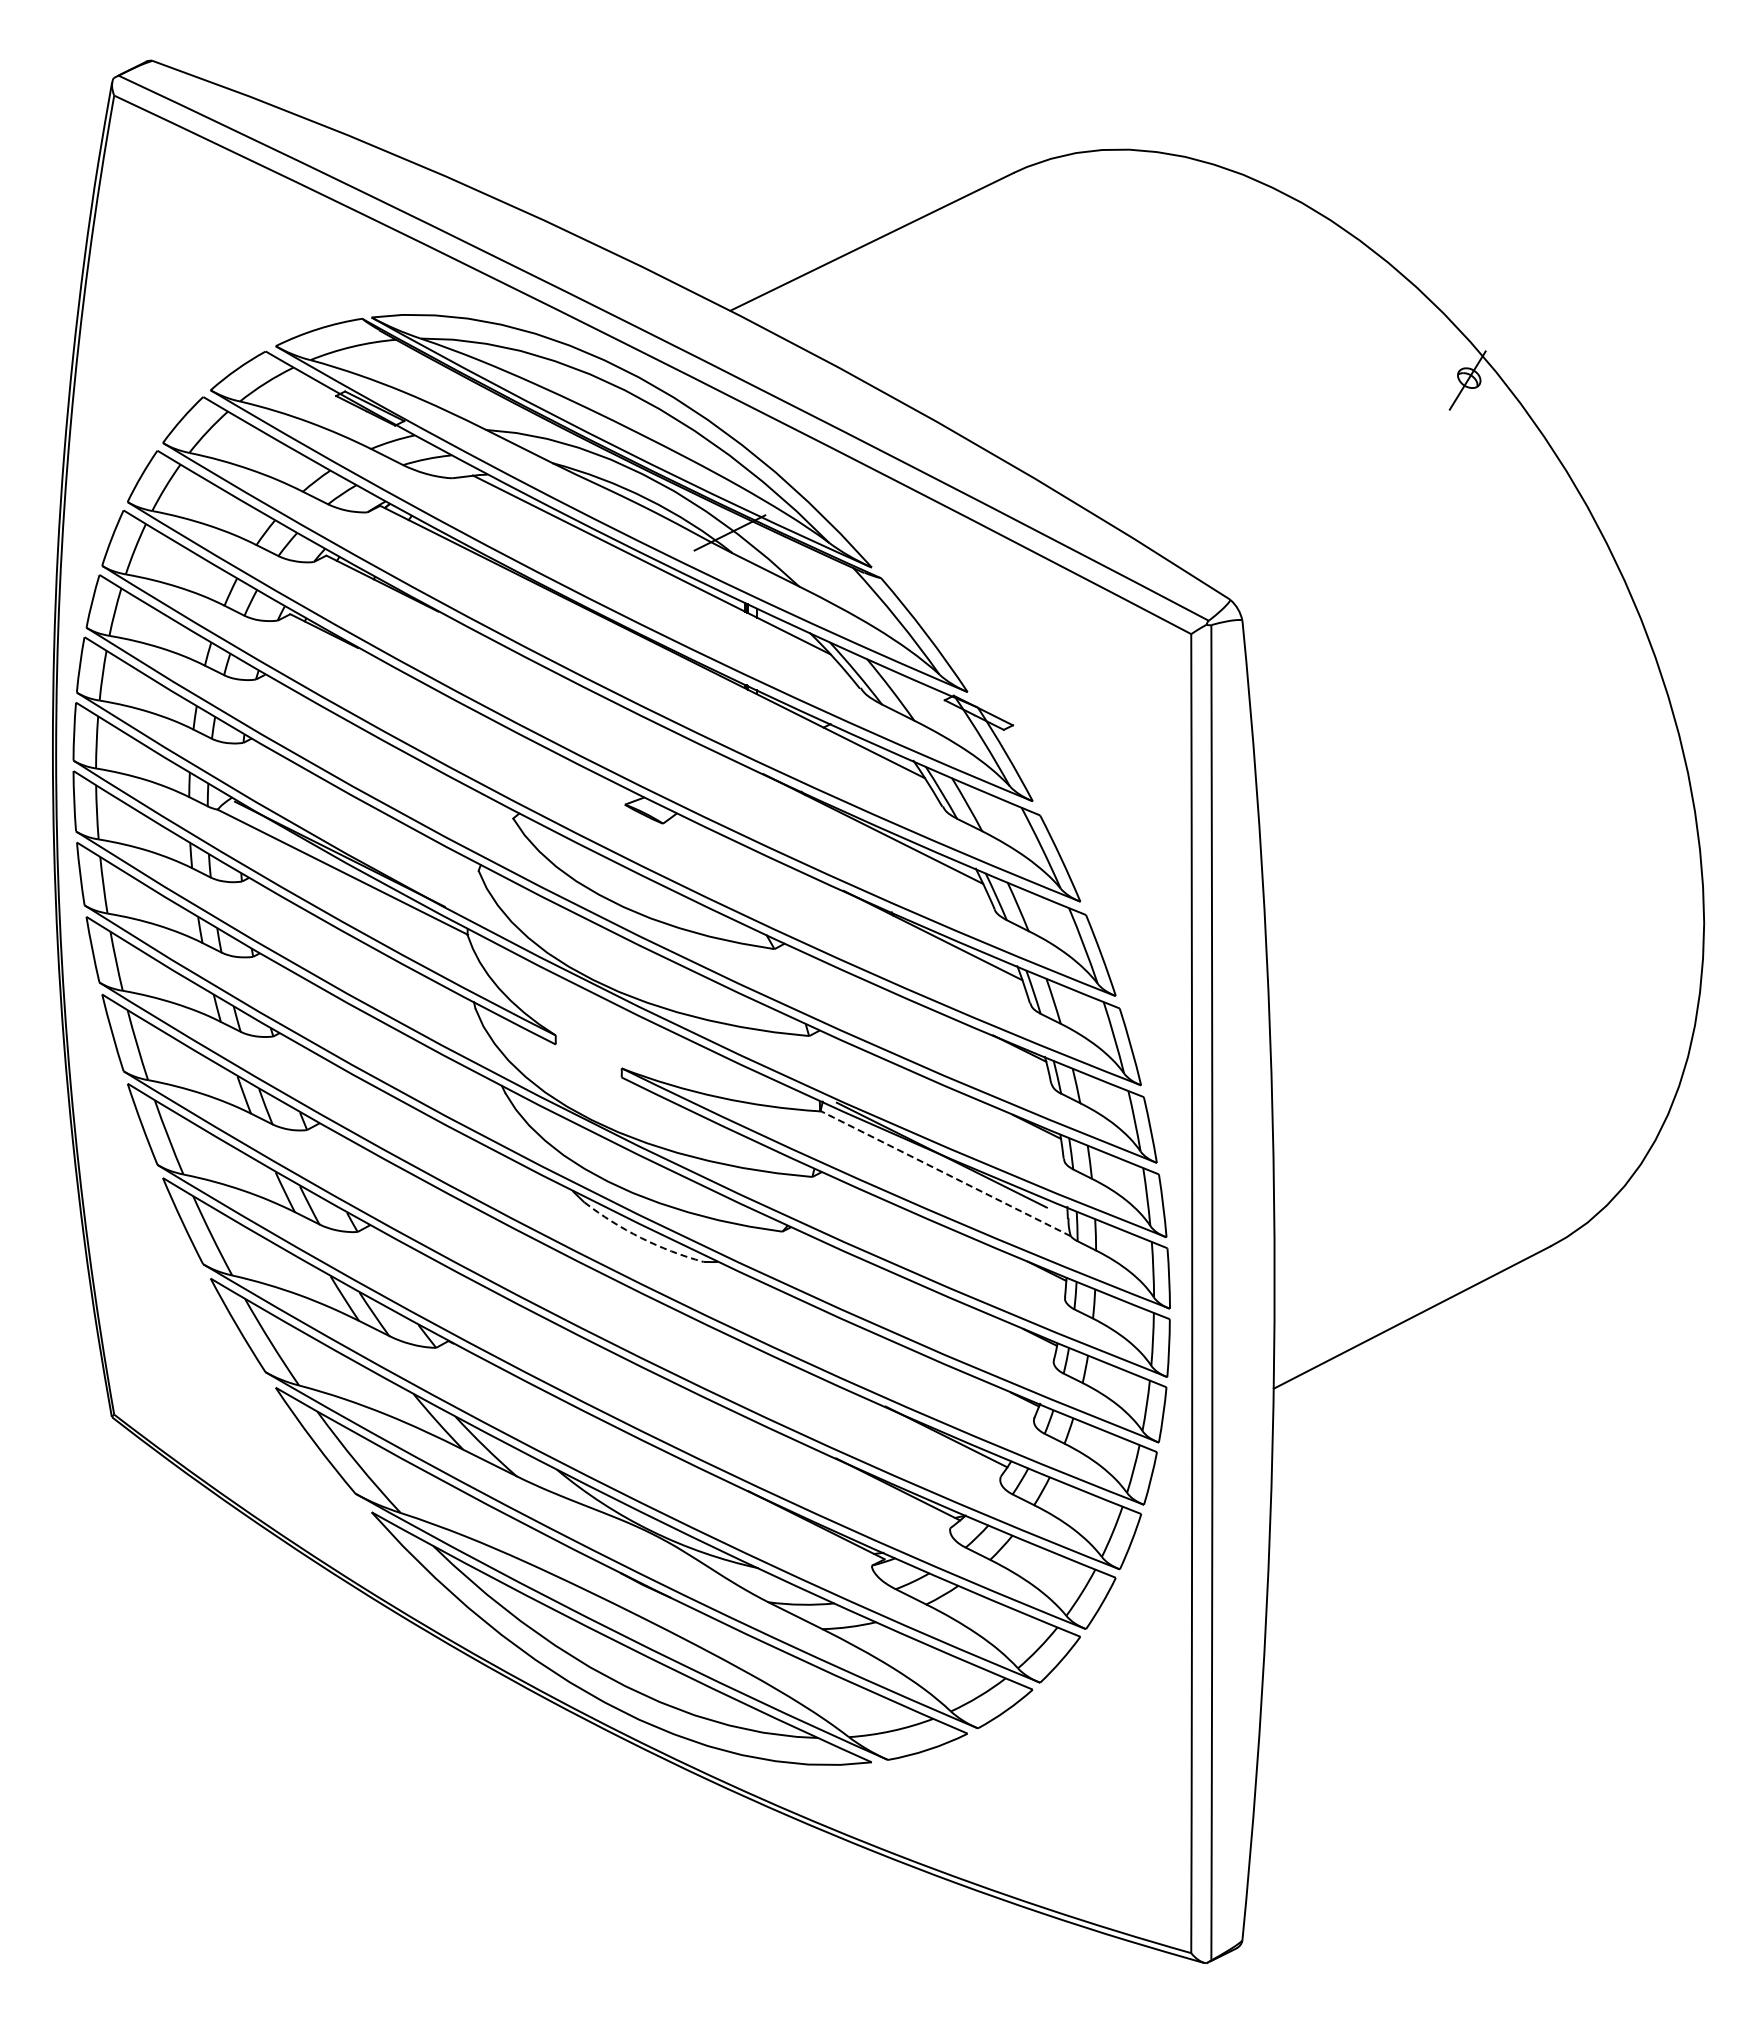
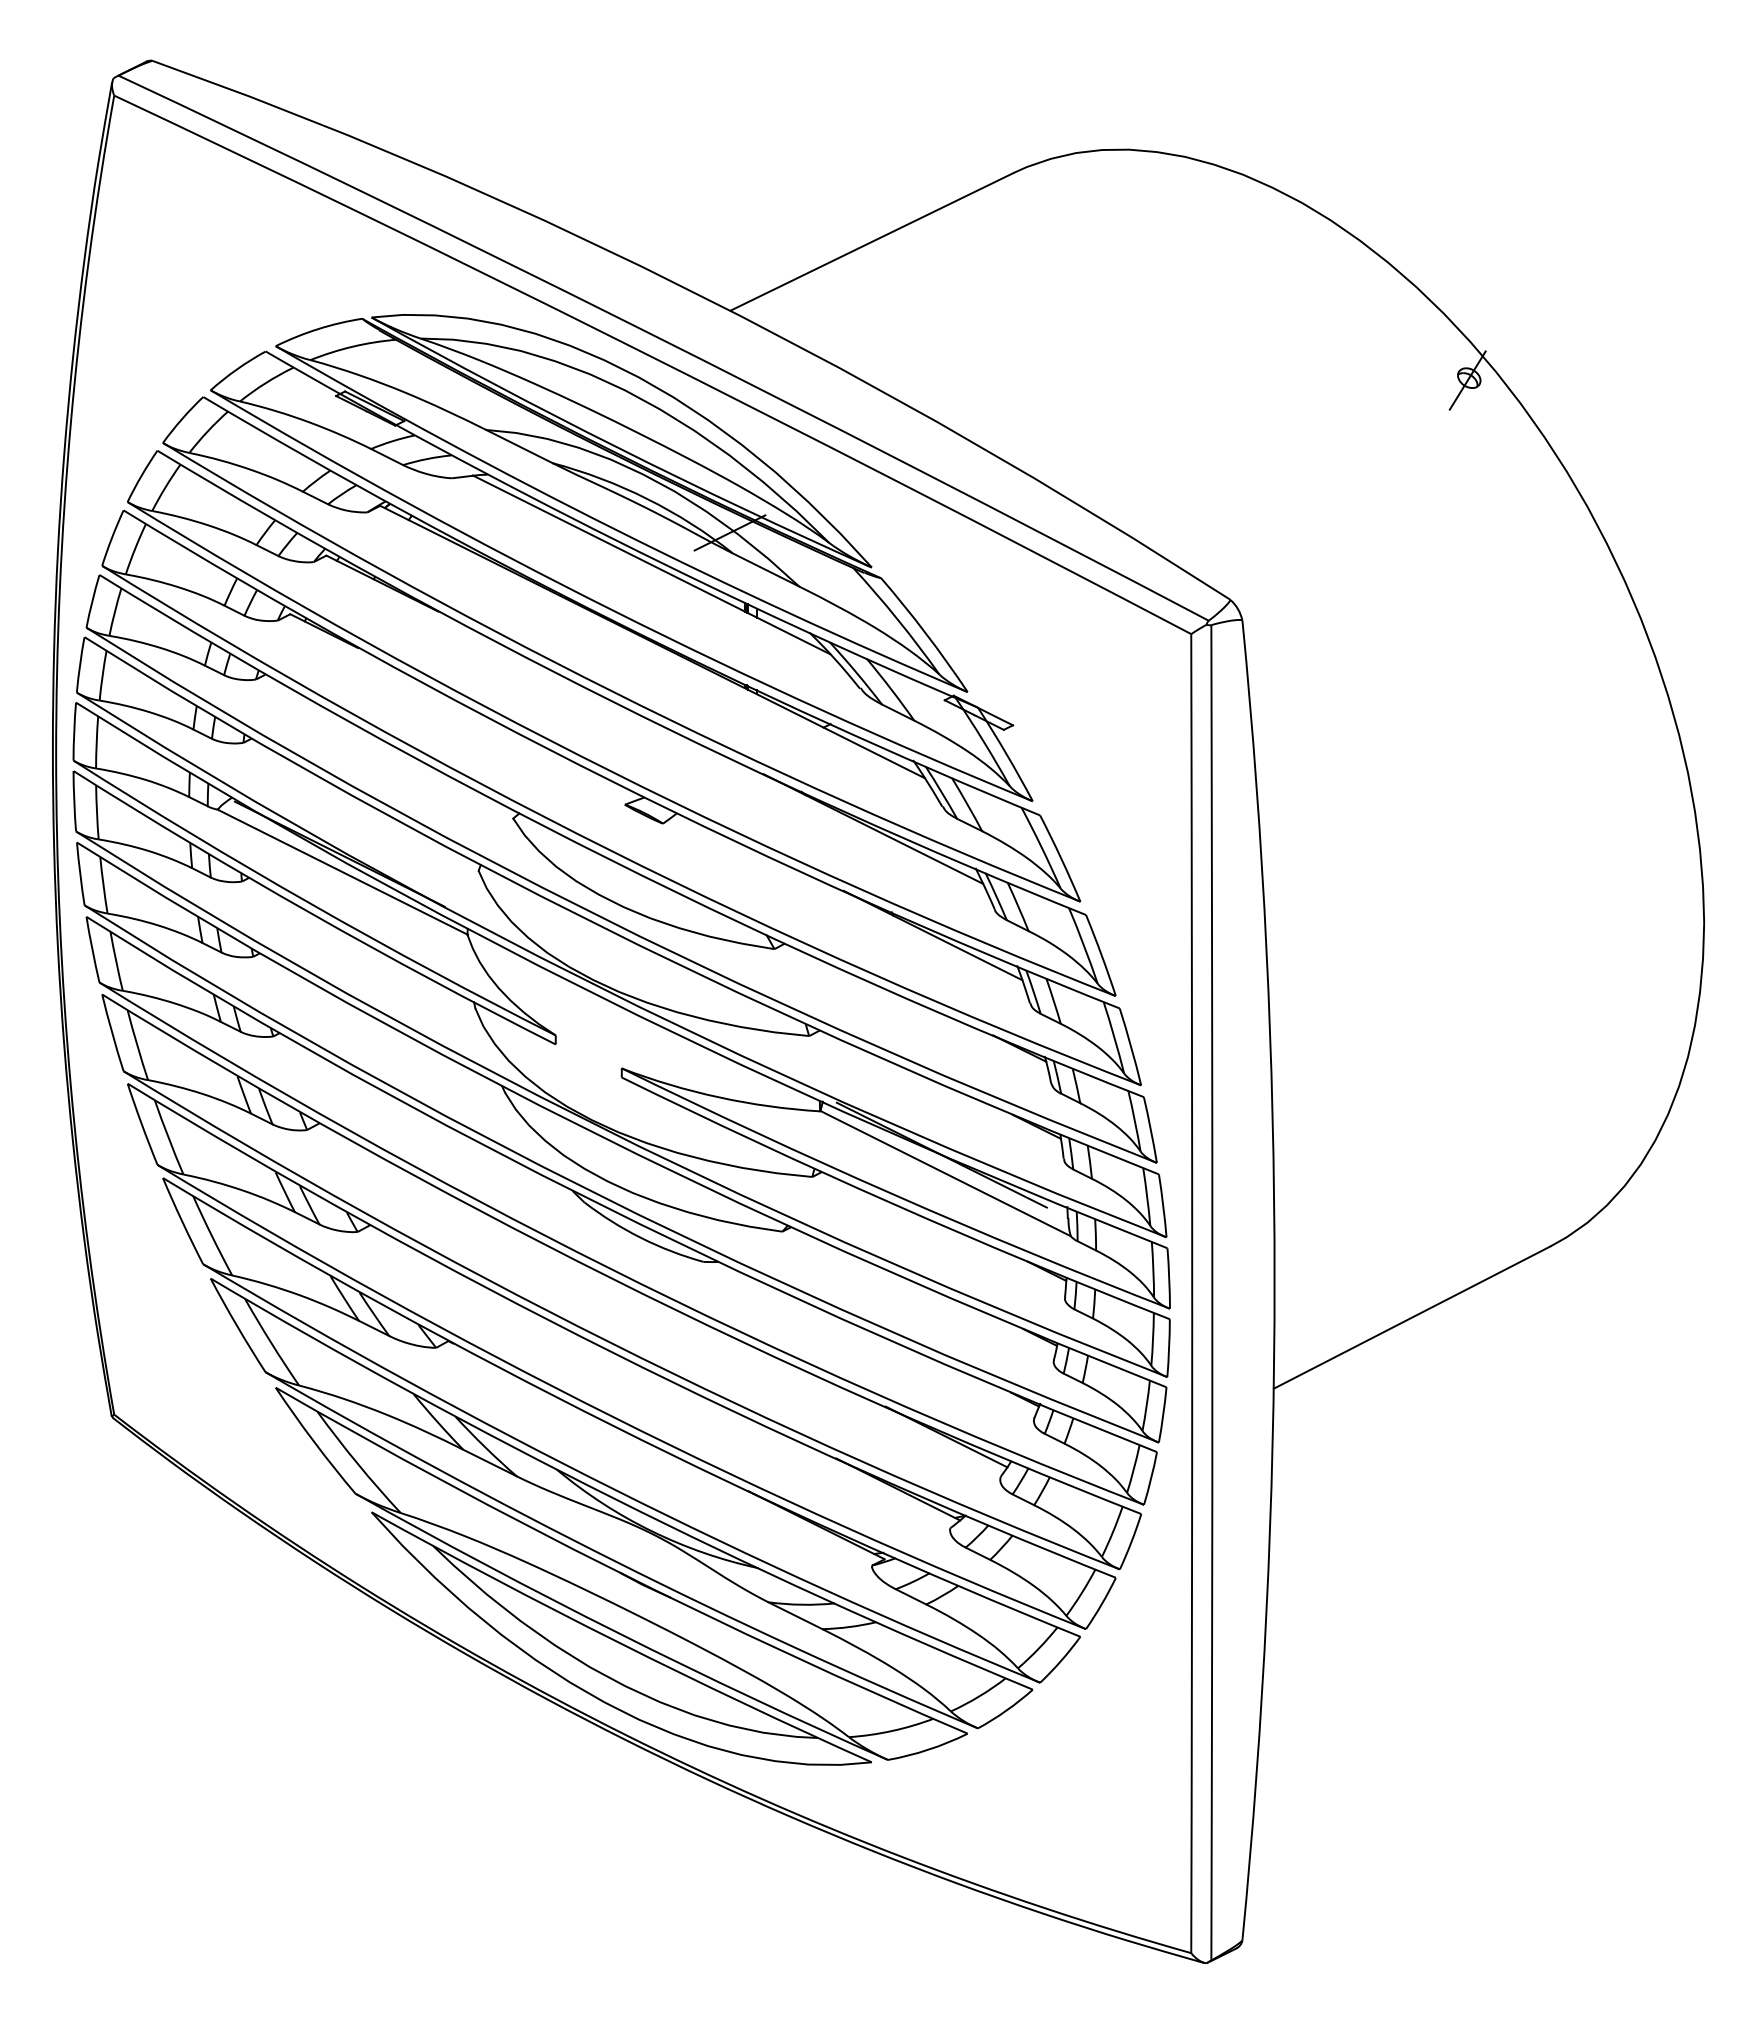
line: dashed -> solid (945, 1173)
arc: dashed -> solid (641, 1237)
